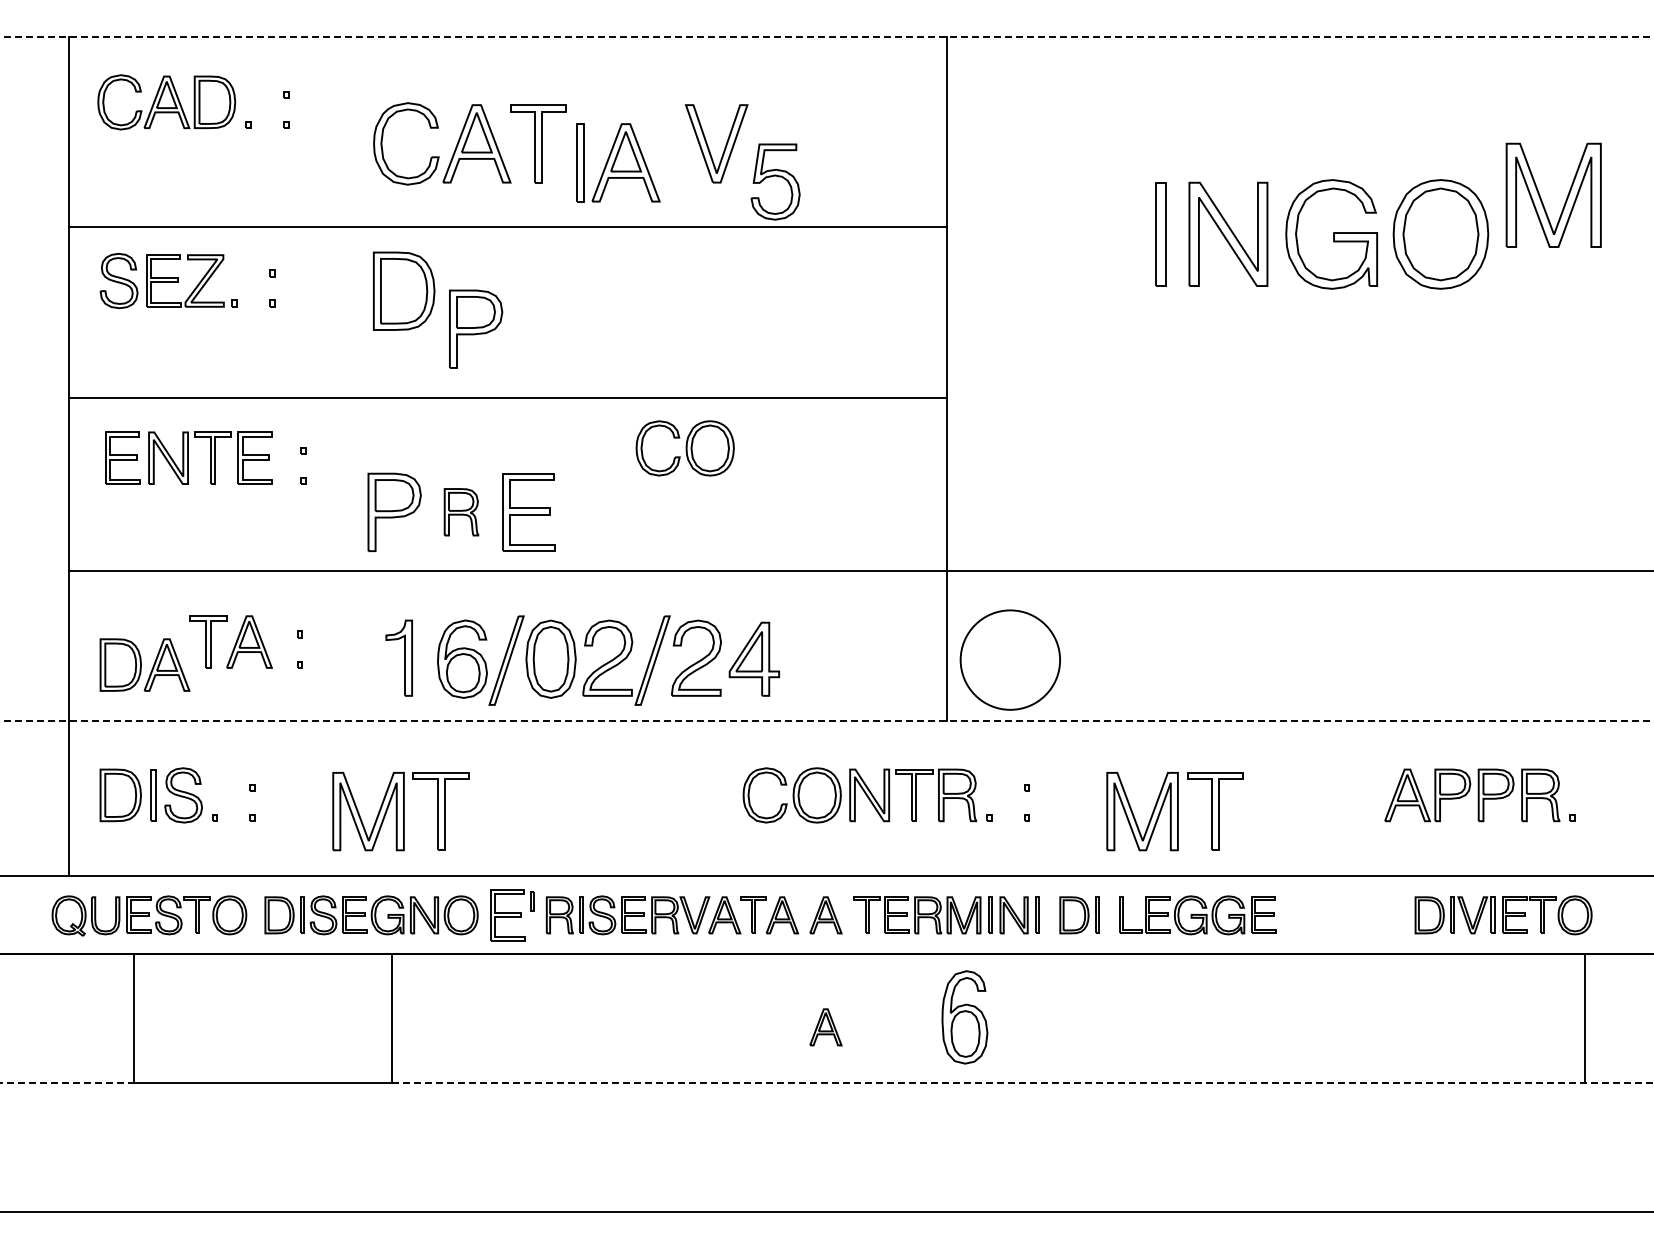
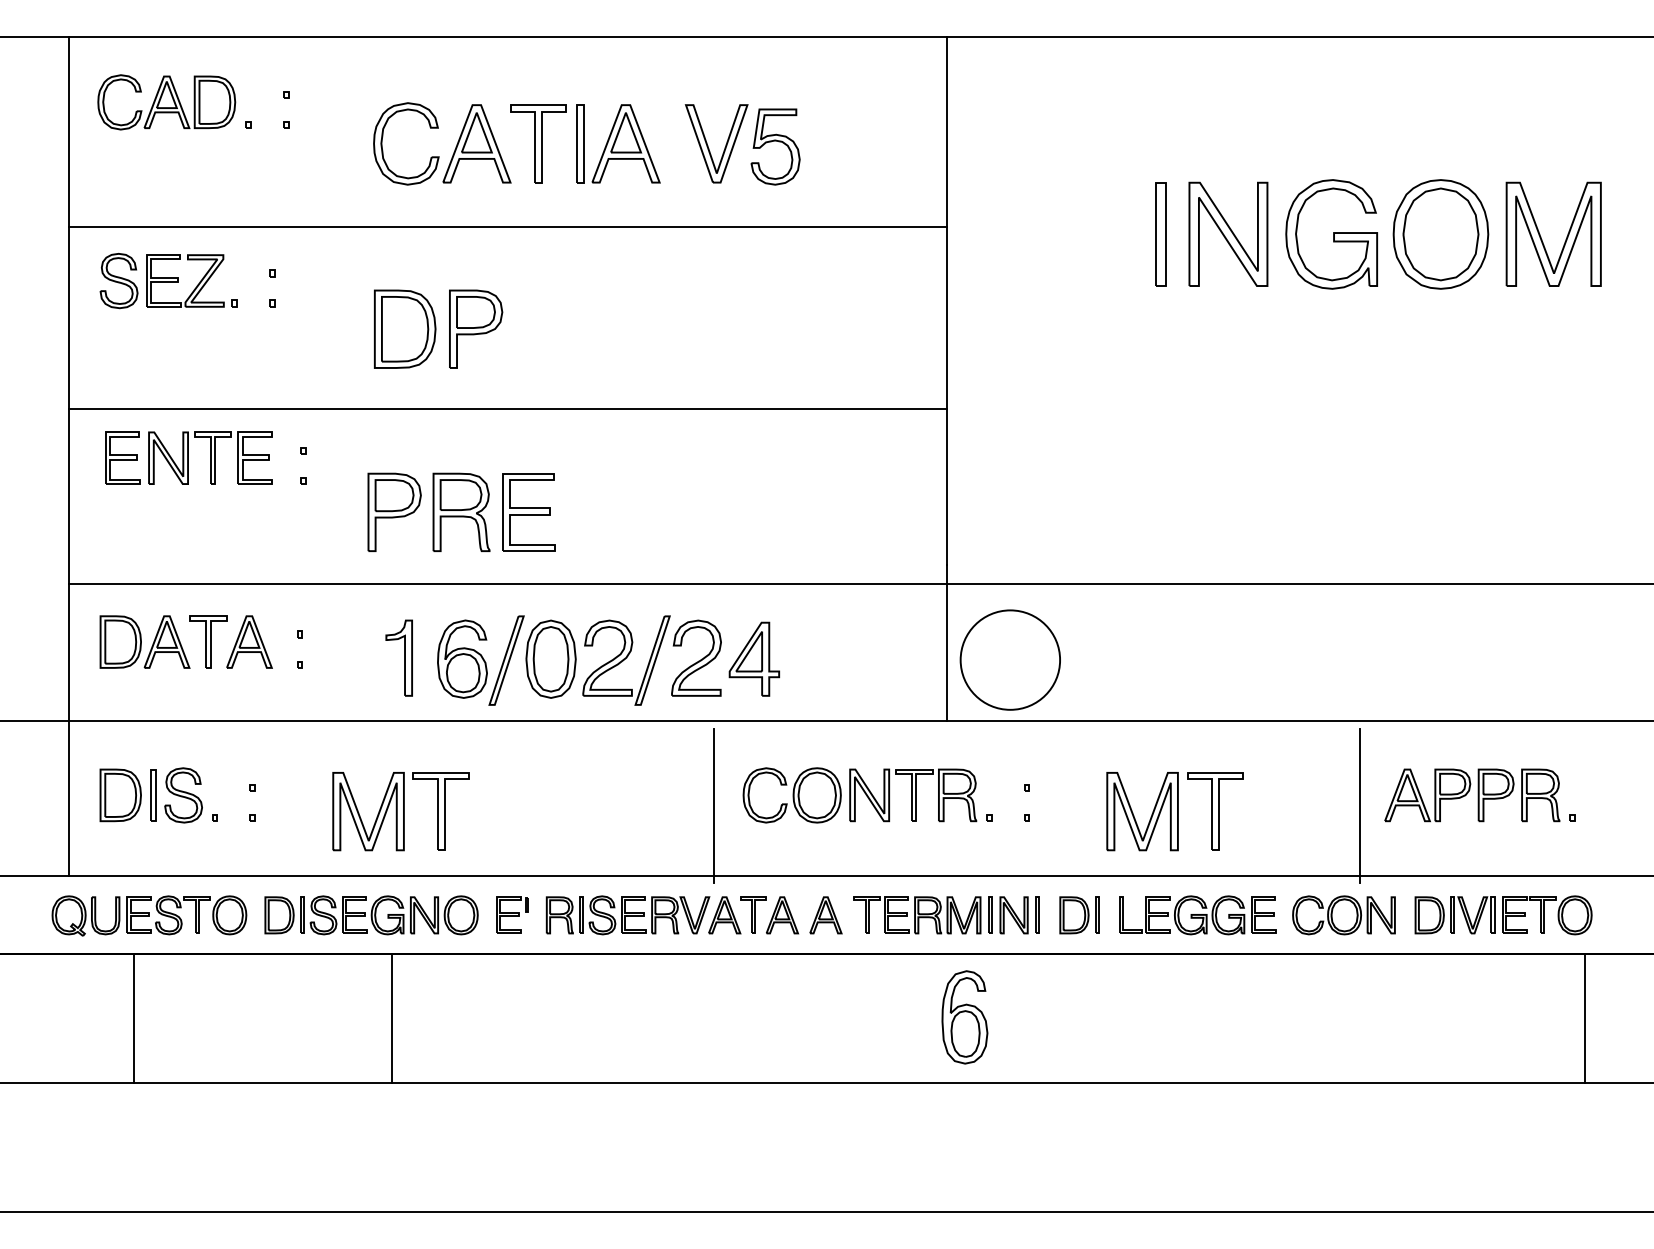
line: dashed -> solid (827, 37)
part position: (618, 162) -> (618, 143) (618, 143)
part position: (775, 181) -> (775, 146) (775, 146)
part position: (1541, 197) -> (1541, 236) (1541, 236)
part position: (404, 290) -> (405, 328) (405, 328)
line position: (507, 398) -> (507, 409) (507, 409)
part: present -> none (684, 448)
part size: 37x49 px -> 59x80 px (461, 511)
line position: (859, 571) -> (859, 584) (859, 584)
part position: (144, 664) -> (144, 641) (144, 641)
line: dashed -> solid (827, 721)
line: none -> present (714, 805)
line: none -> present (1359, 805)
part size: 45x53 px -> 33x38 px (512, 914)
part: none -> present (1343, 915)
part: present -> none (825, 1027)
line: dashed -> solid (67, 1082)
line: dashed -> solid (1022, 1082)
